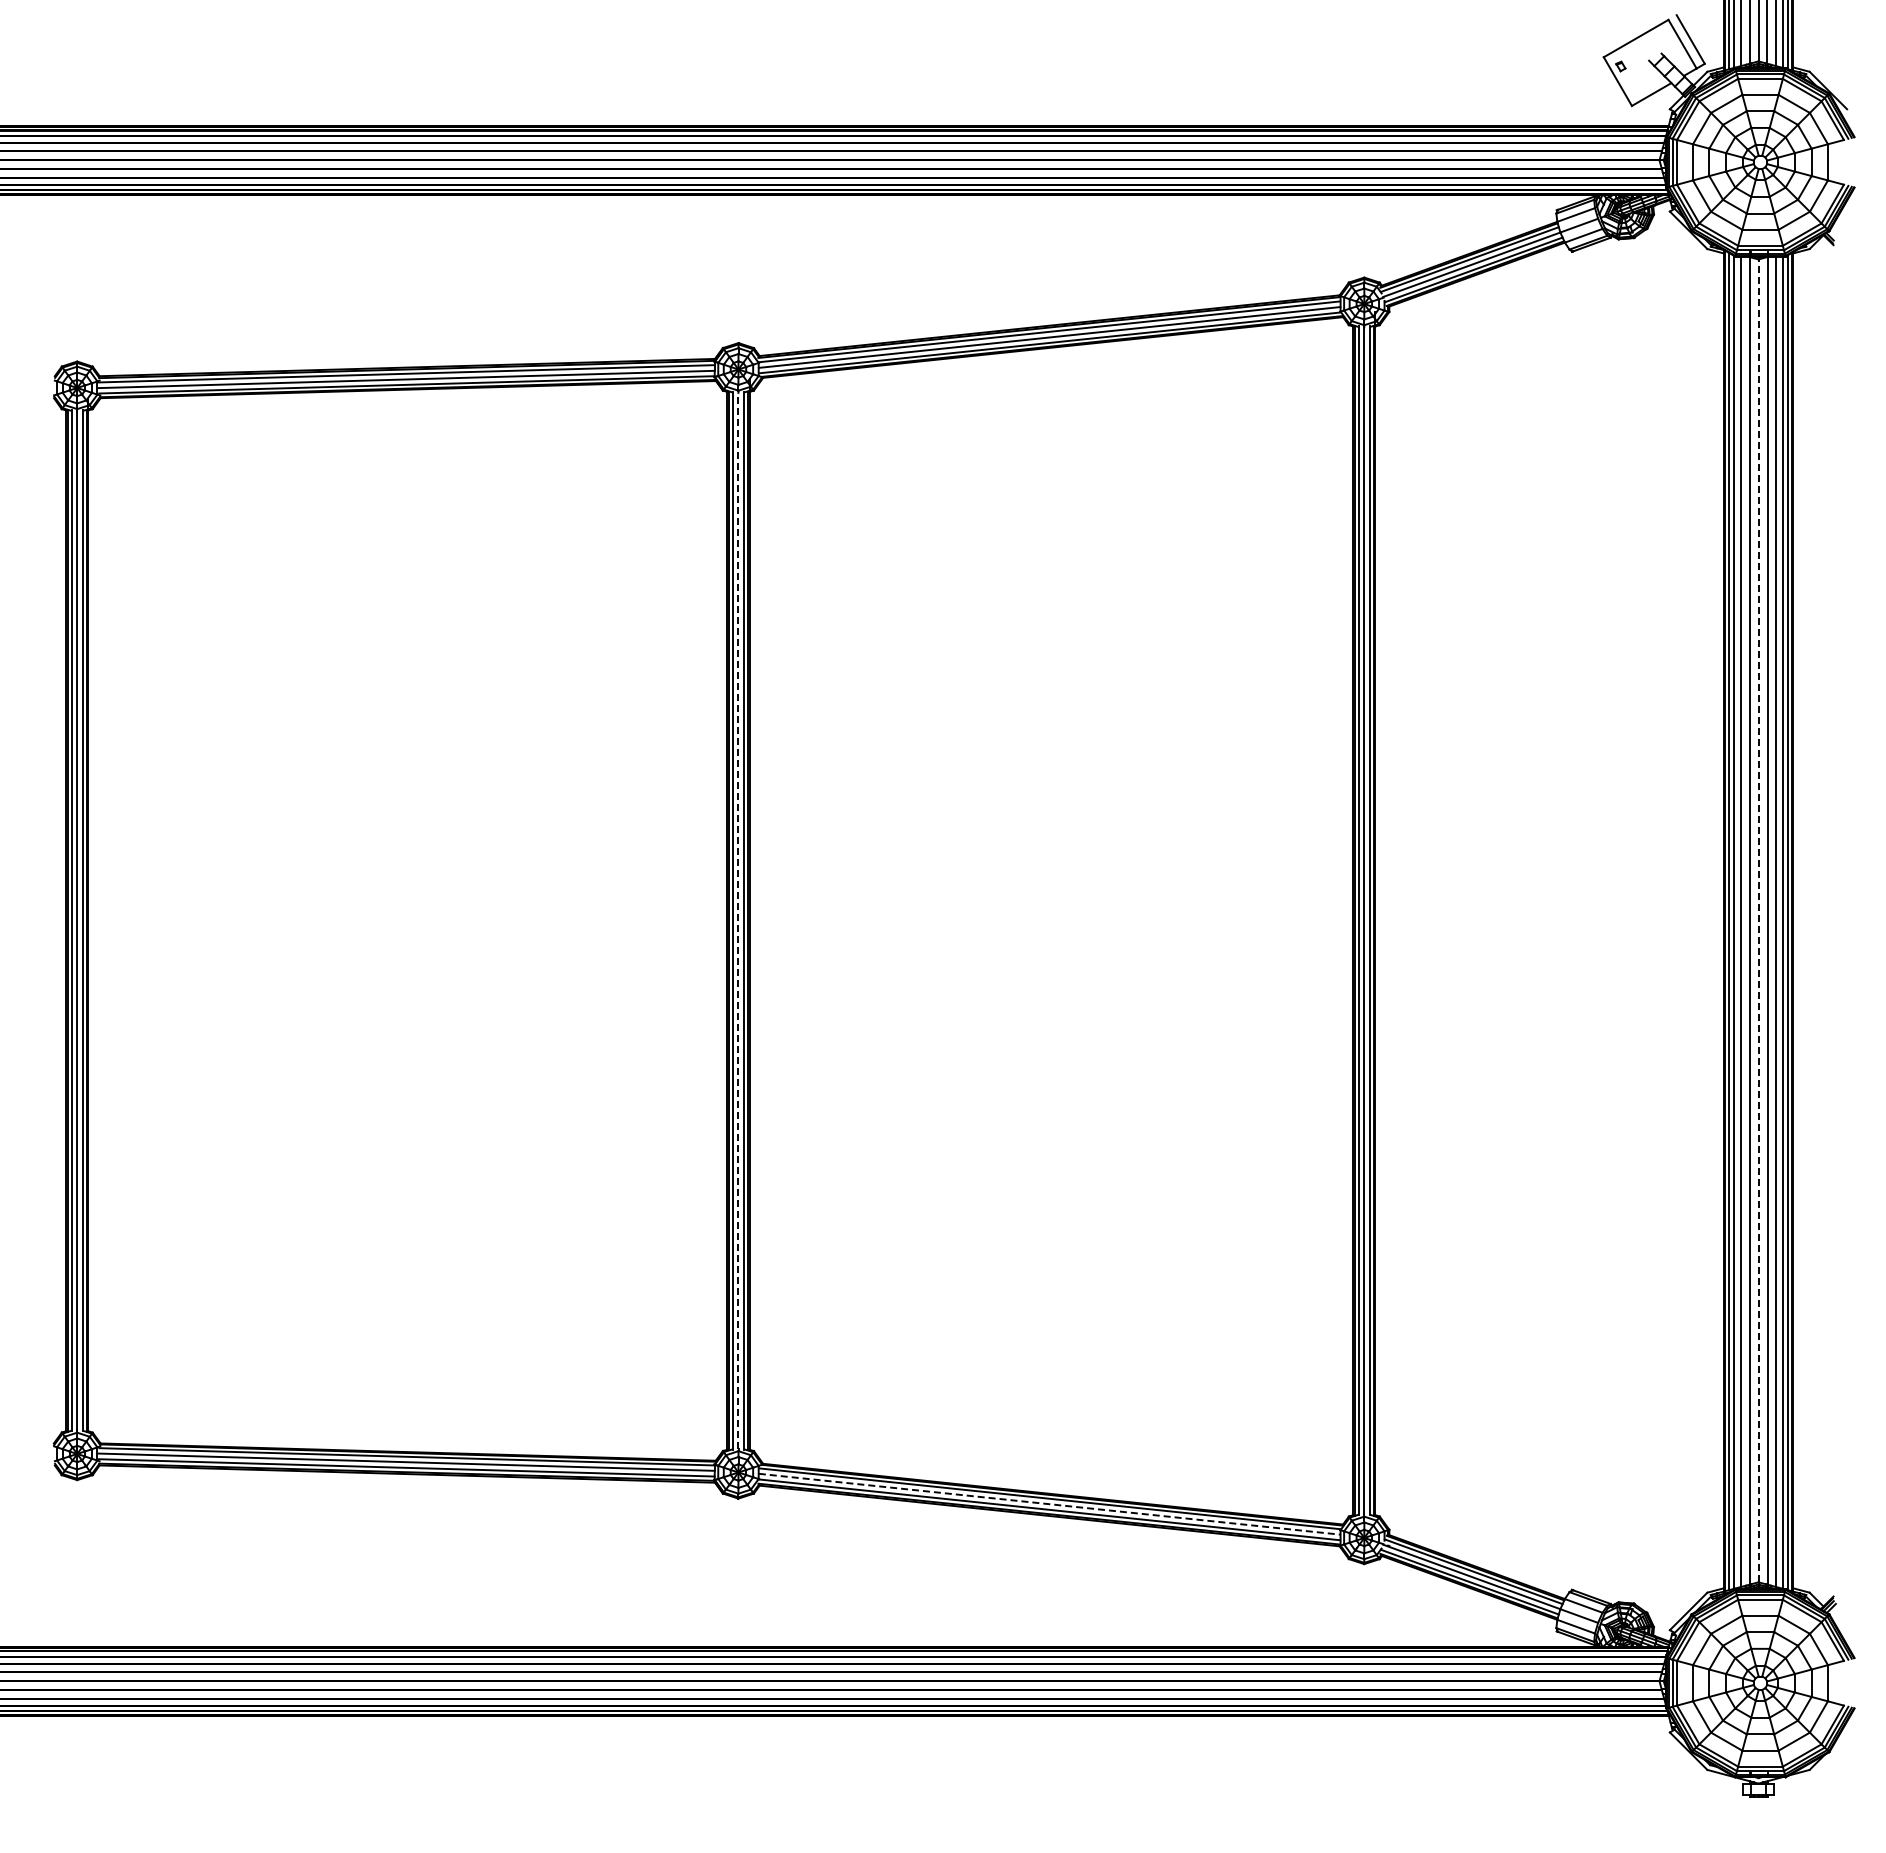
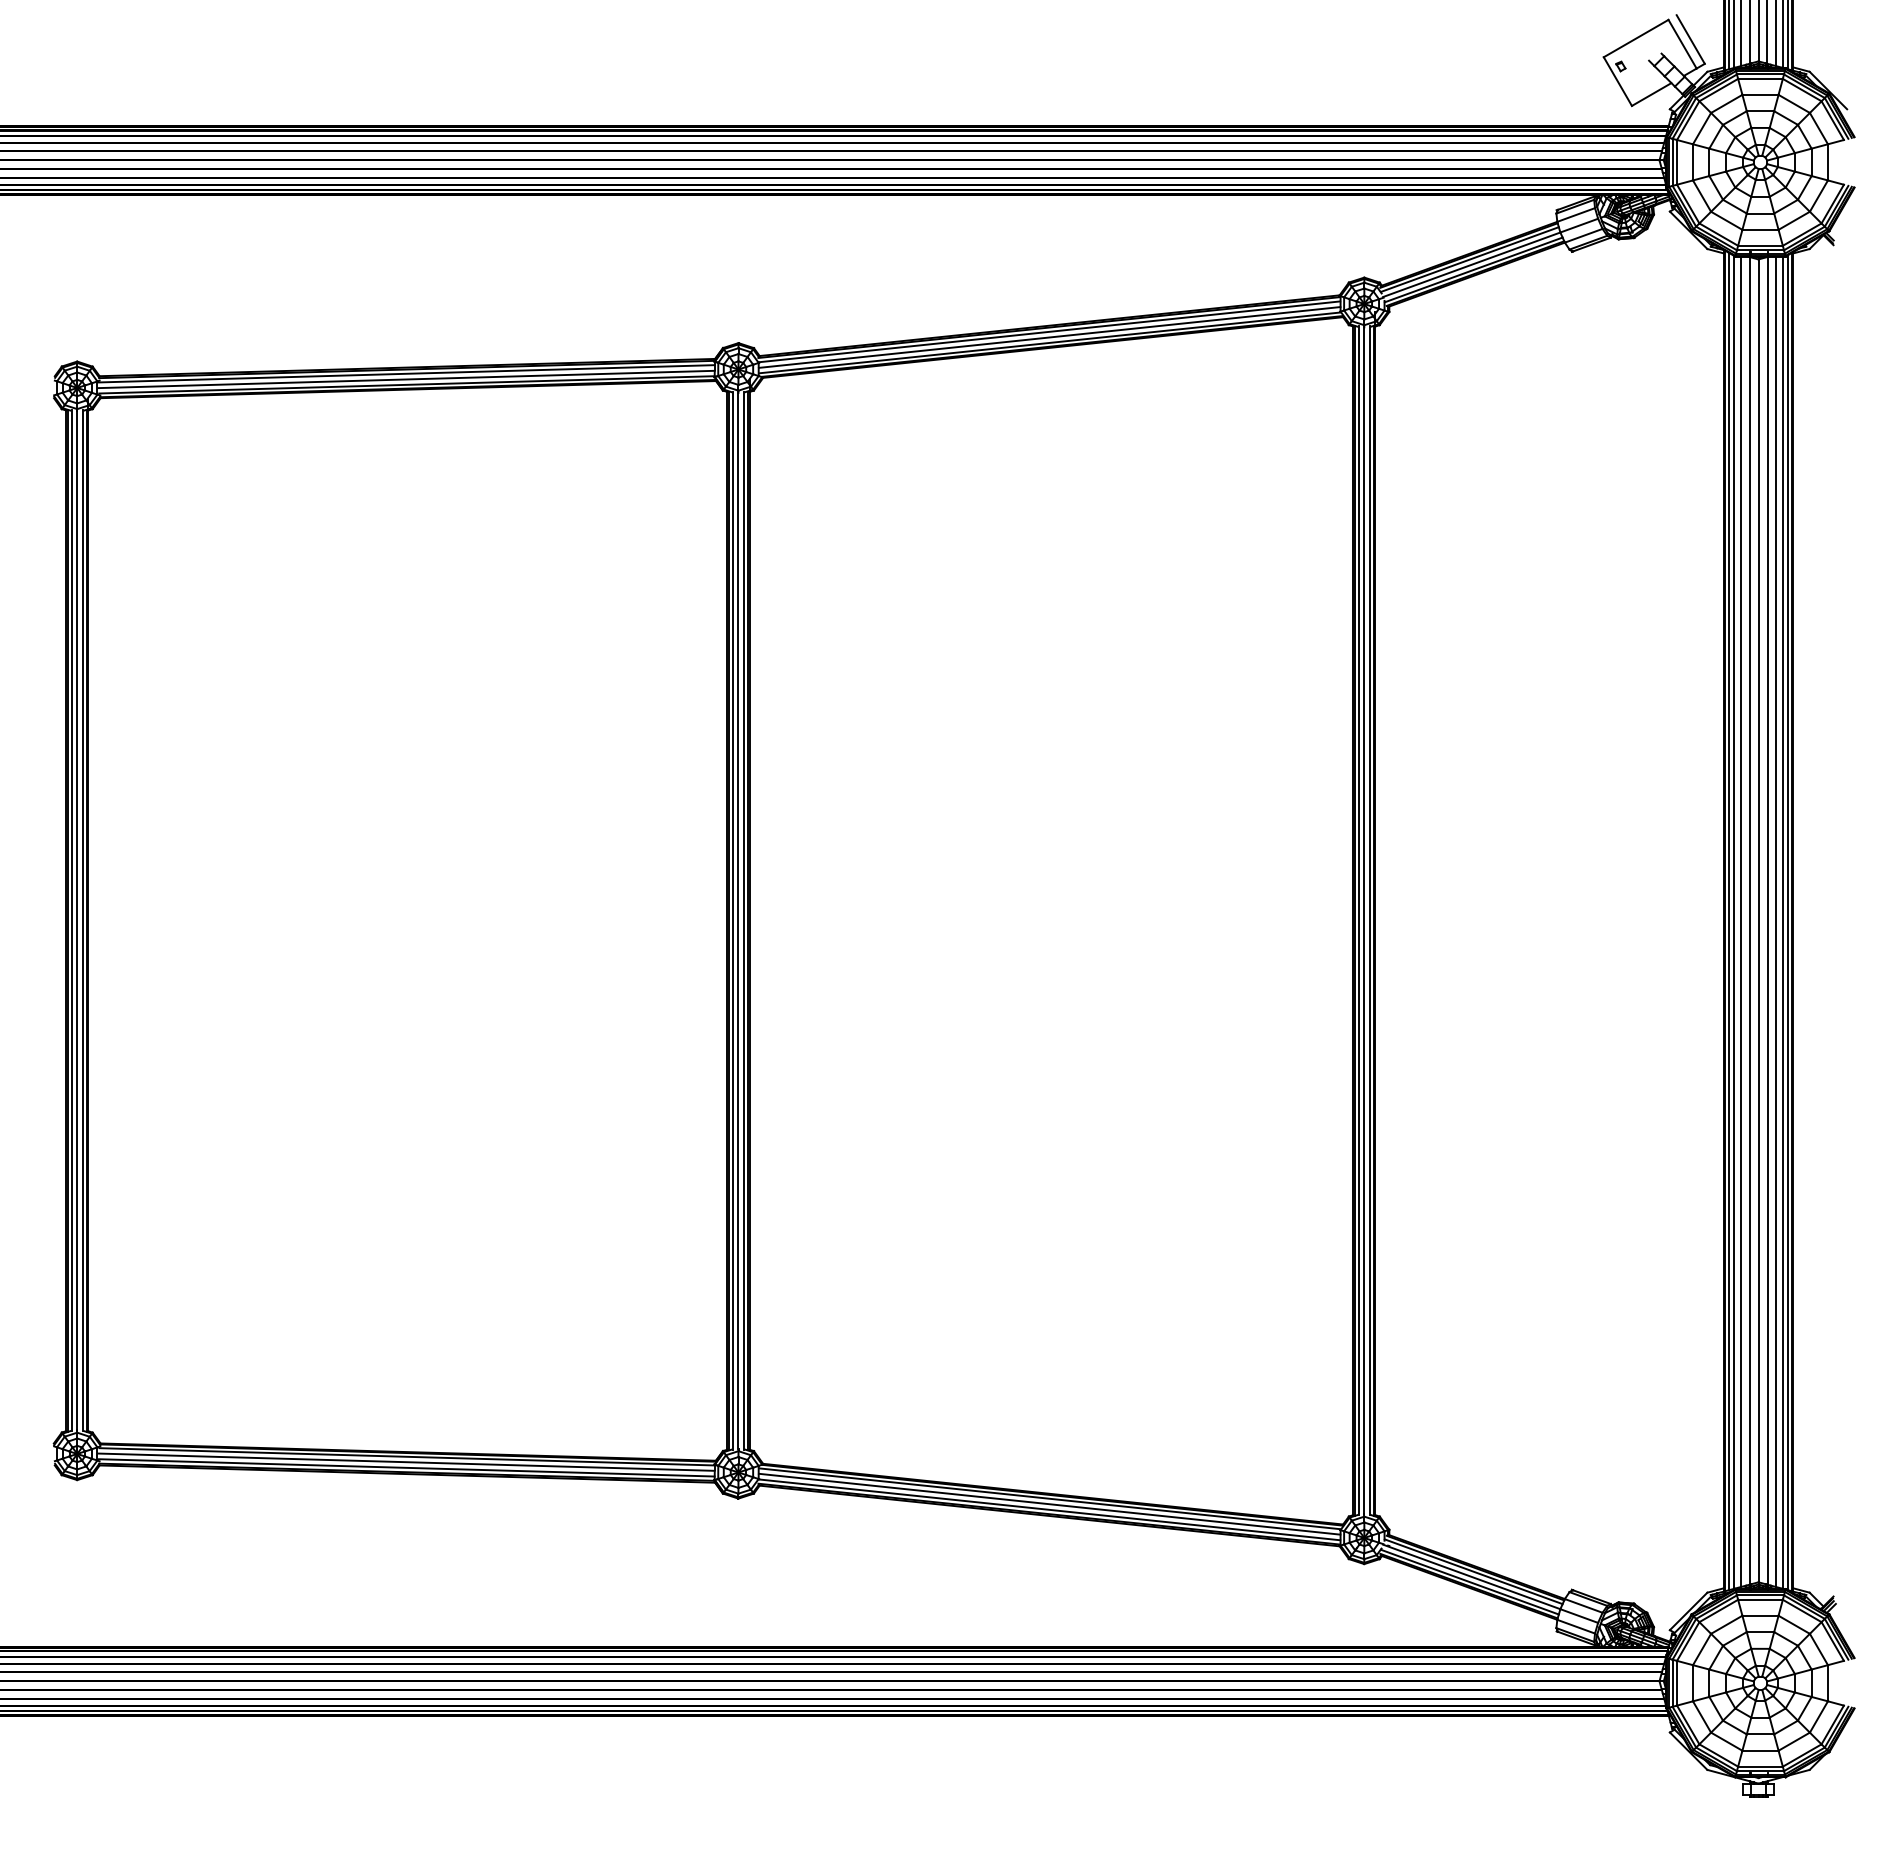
line: dashed -> solid (738, 920)
line: dashed -> solid (1758, 920)
line: dashed -> solid (1050, 1504)
